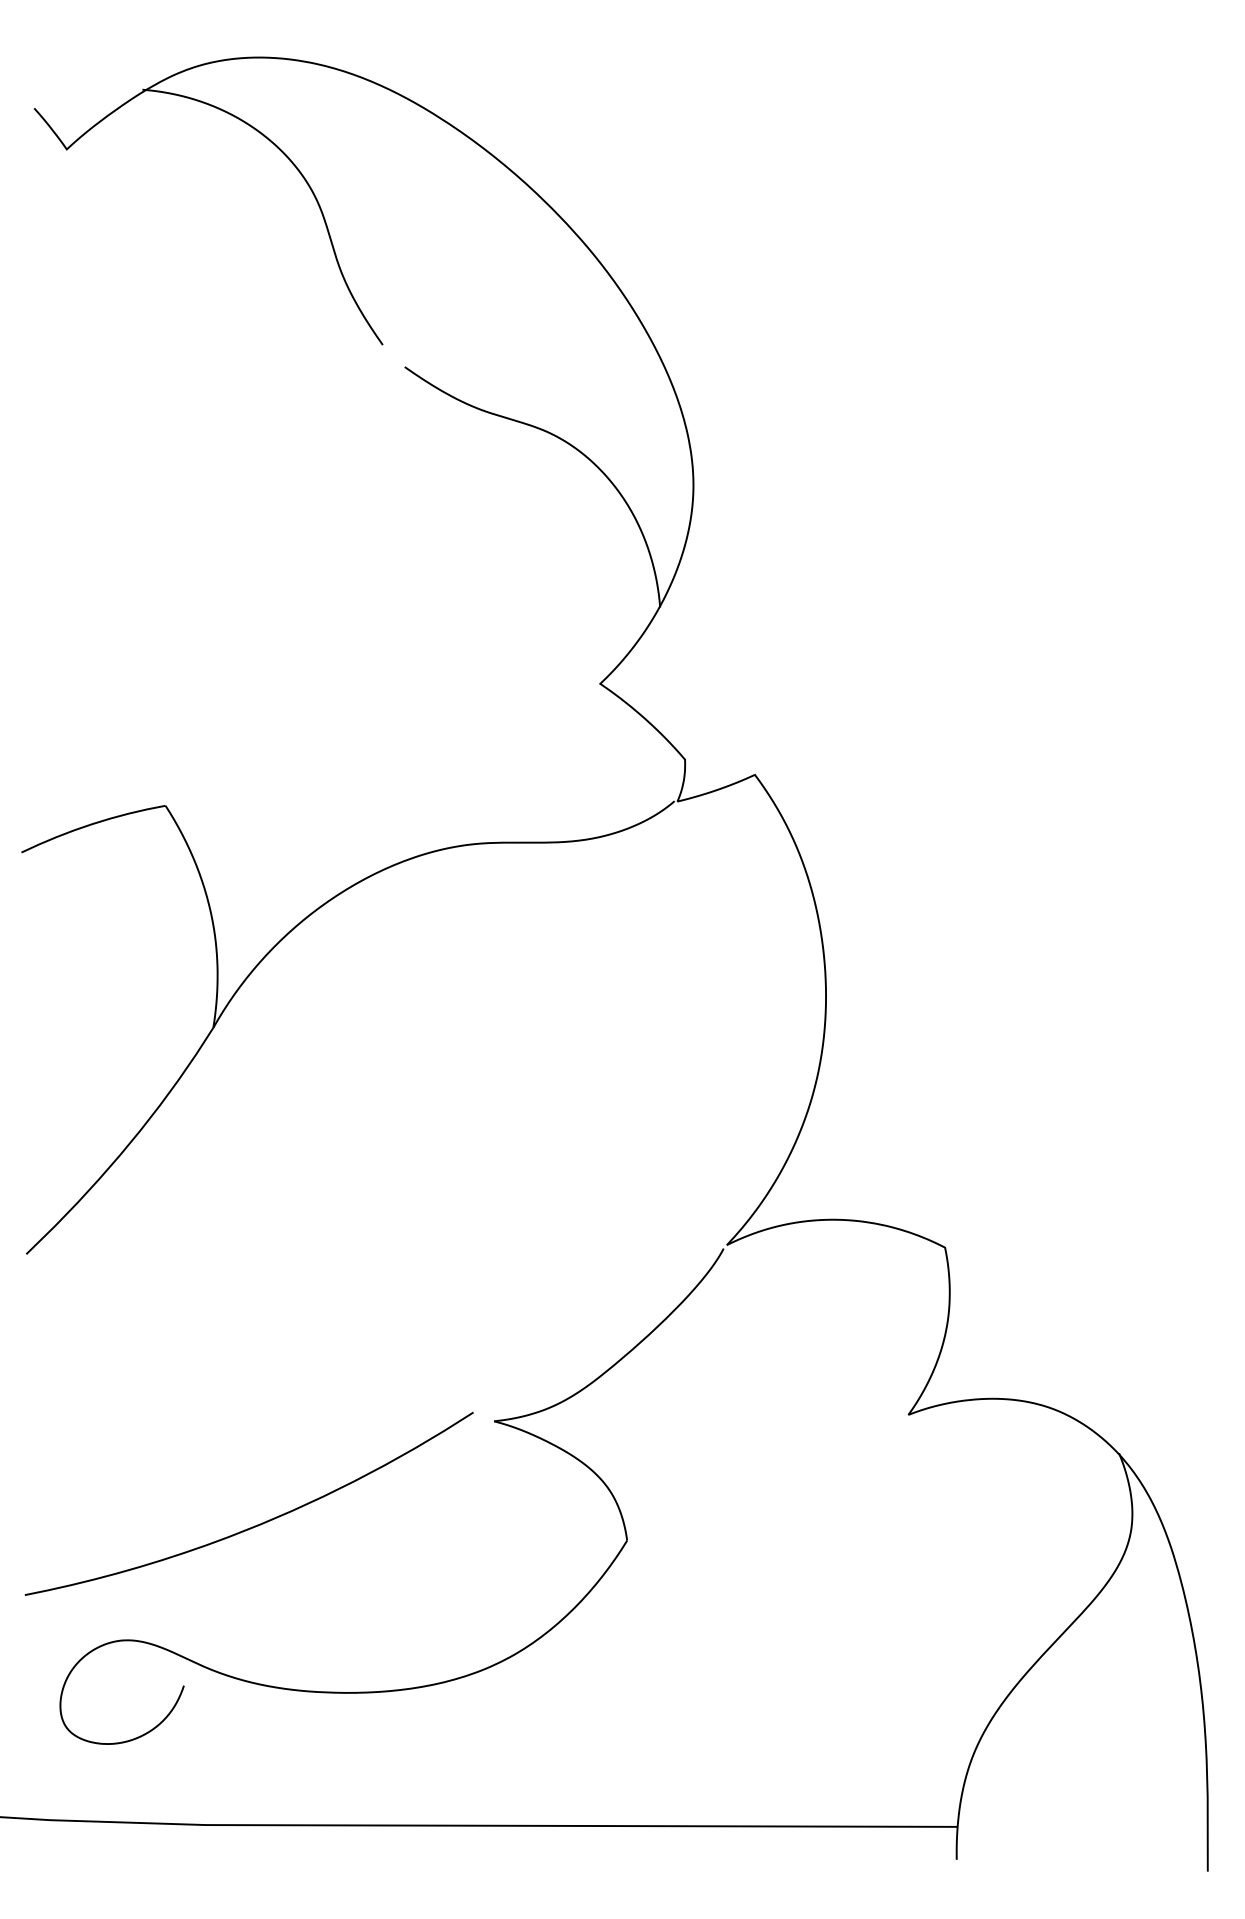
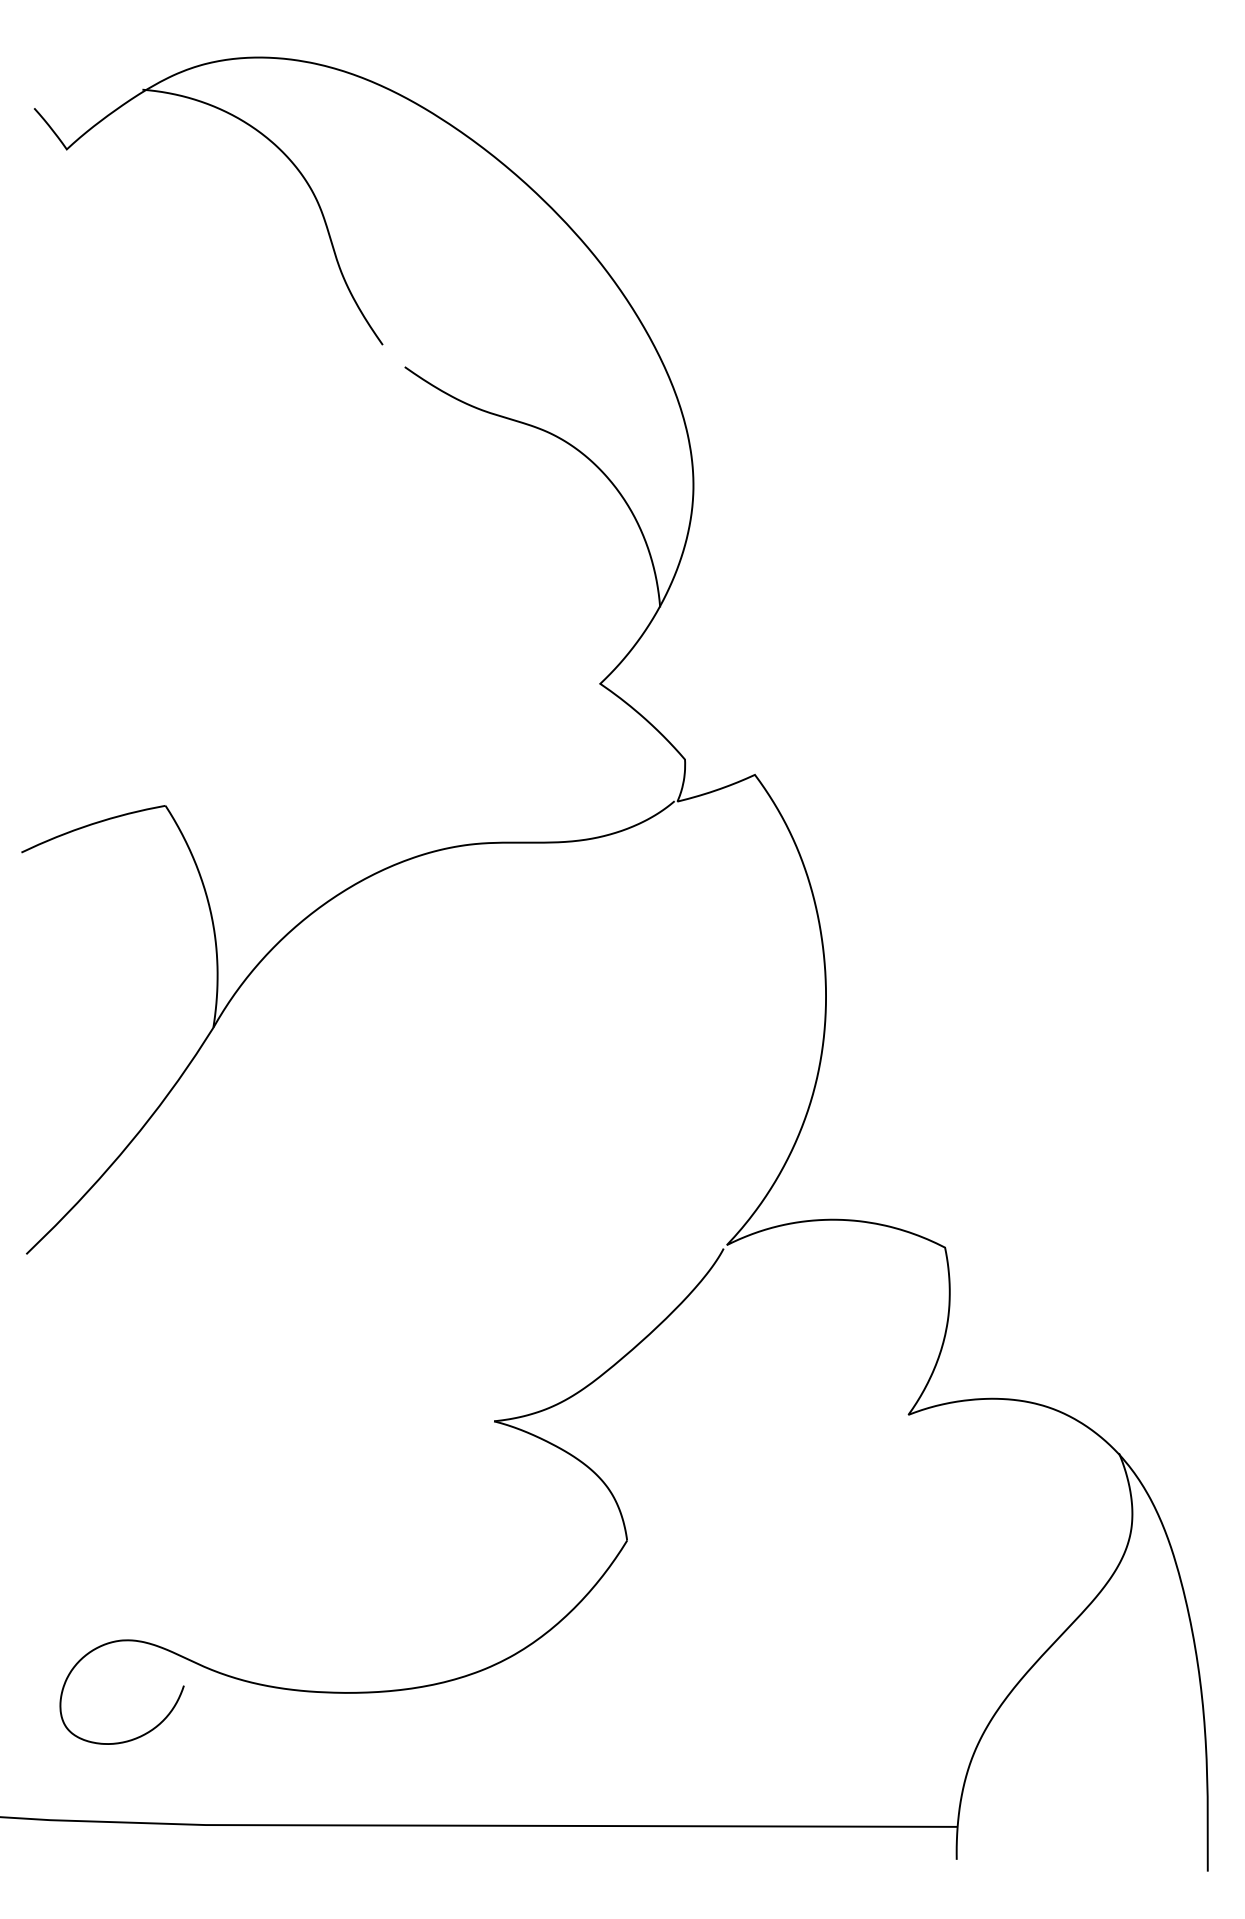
curve: present -> none (254, 1525)
